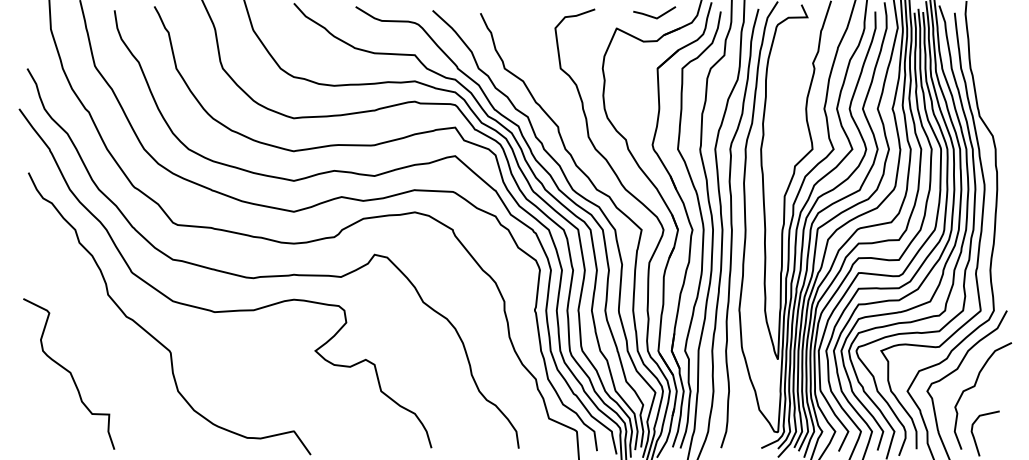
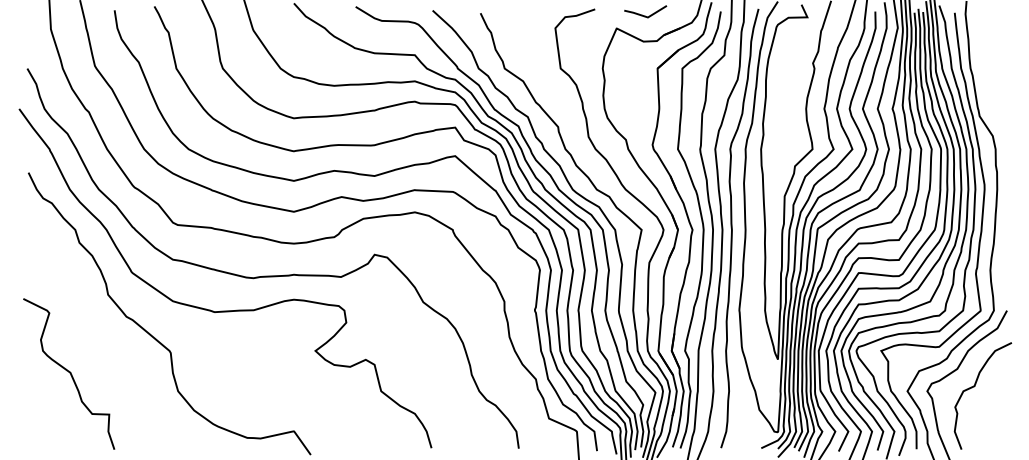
line position: (654, 16) -> (645, 15) (645, 15)
curve: present -> none (974, 435)
